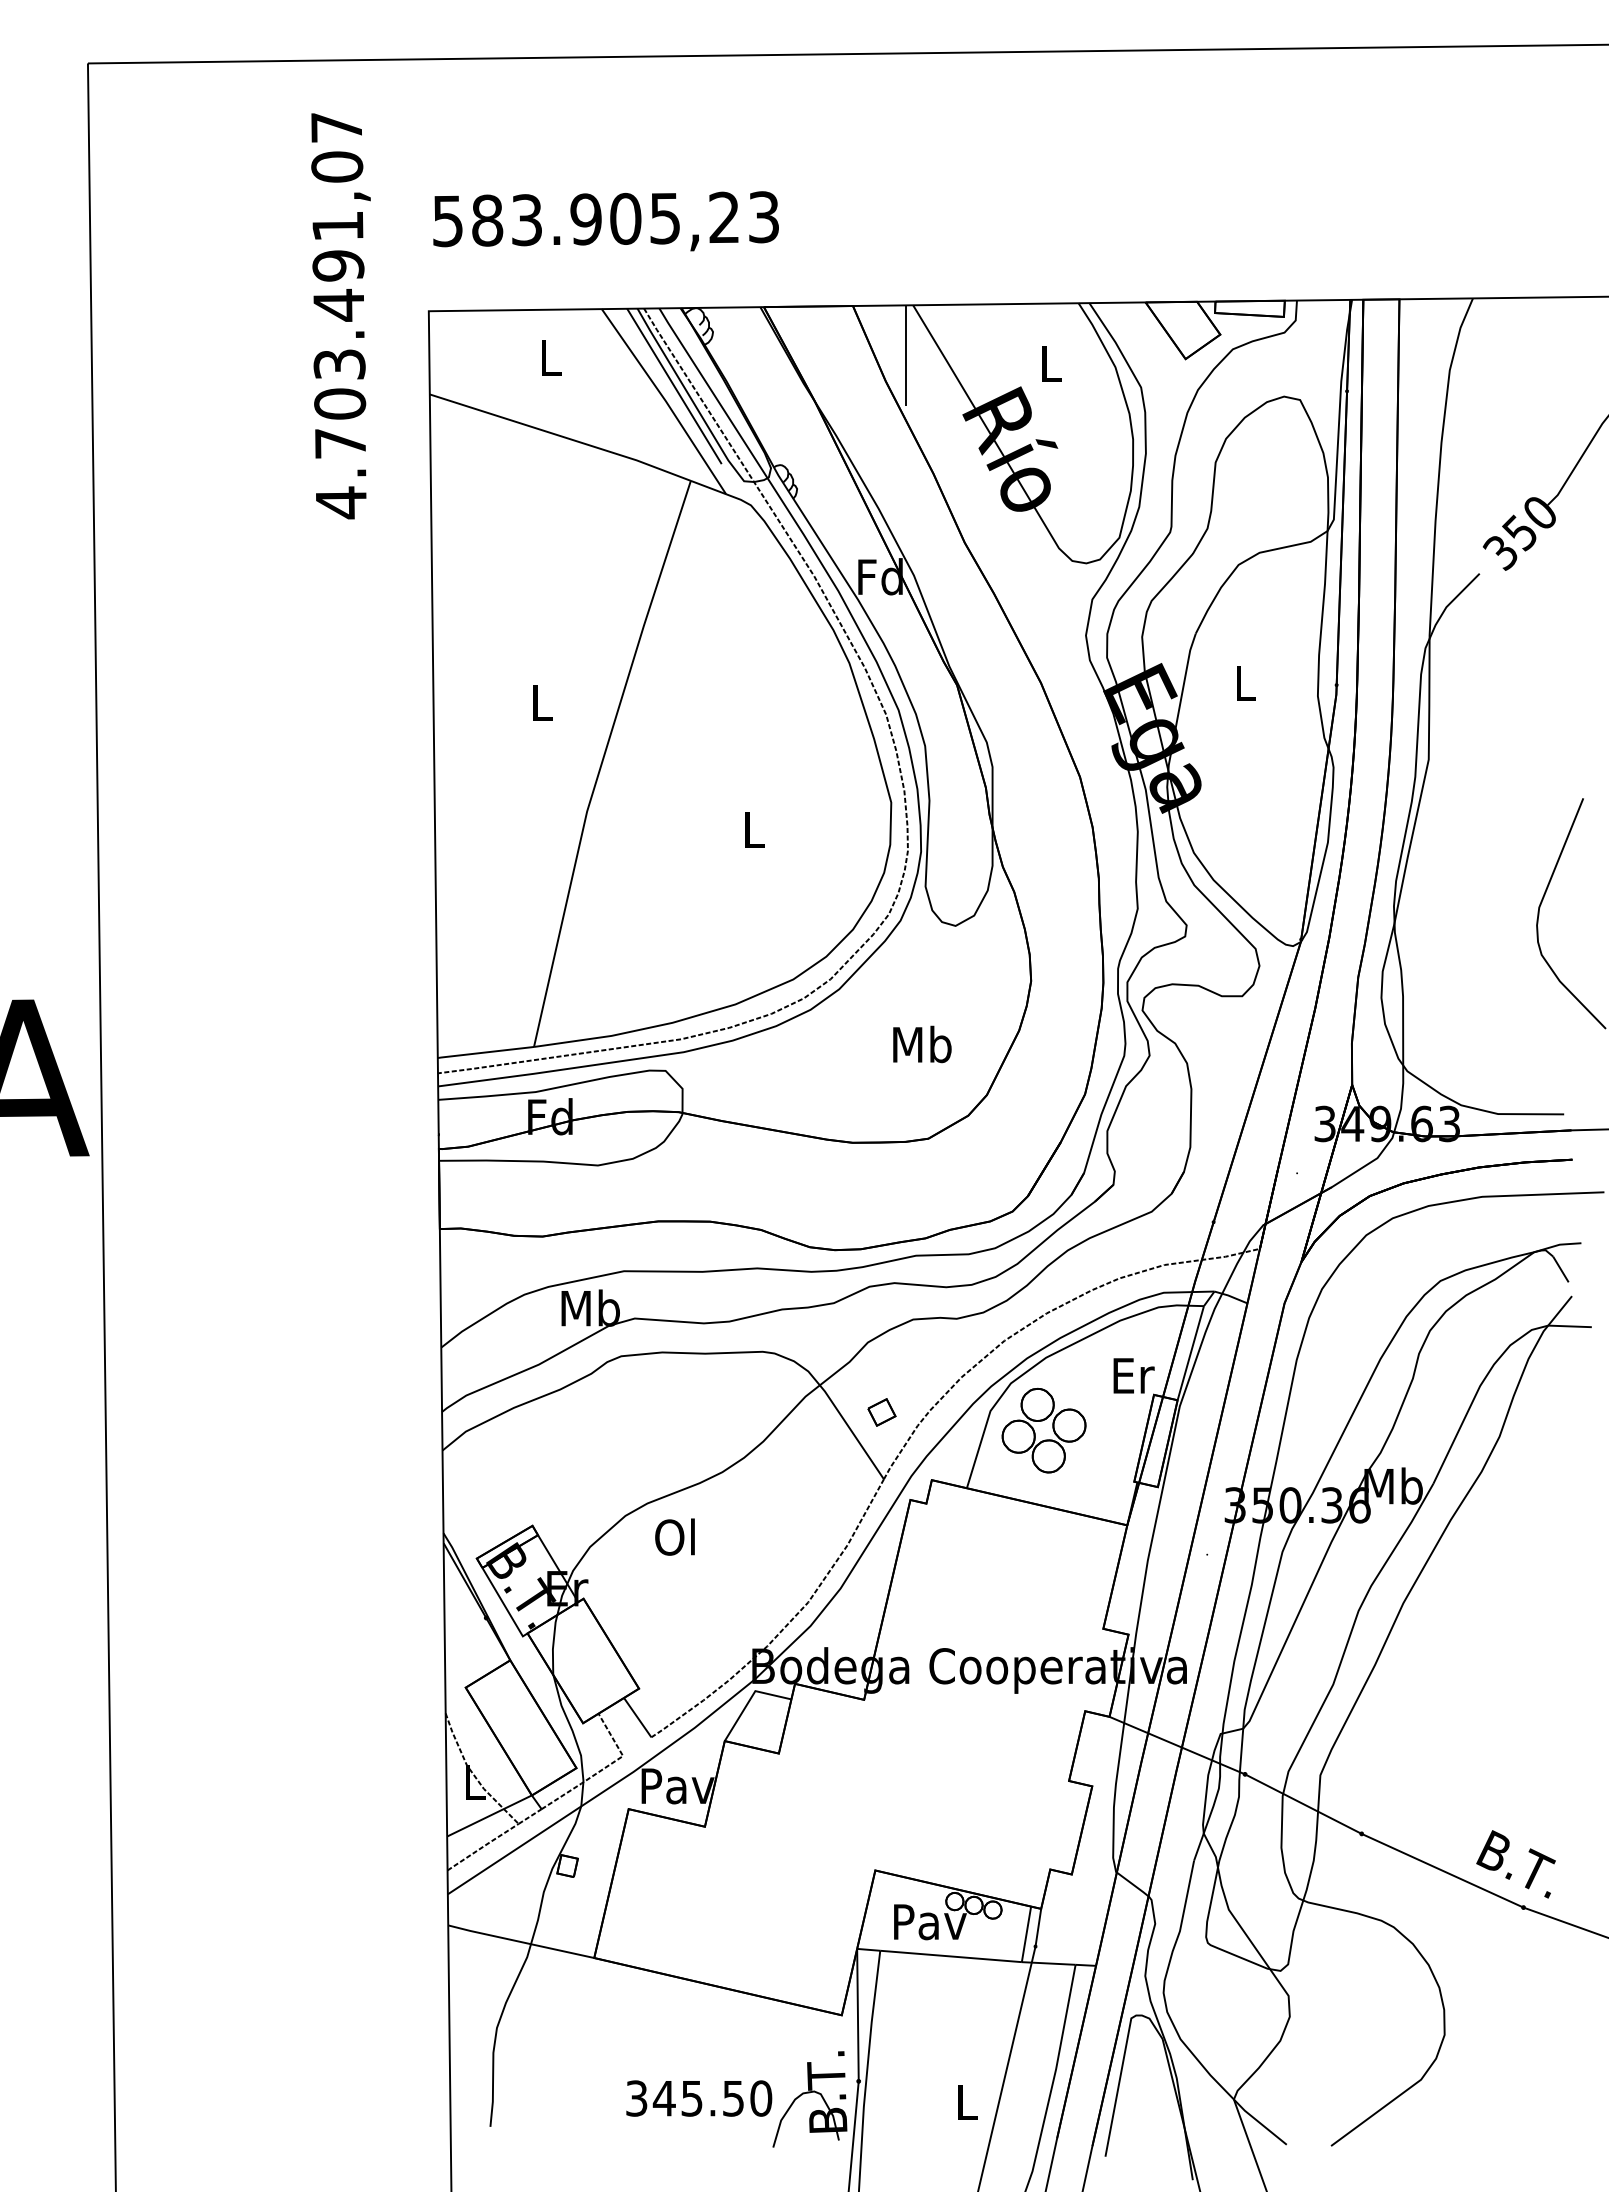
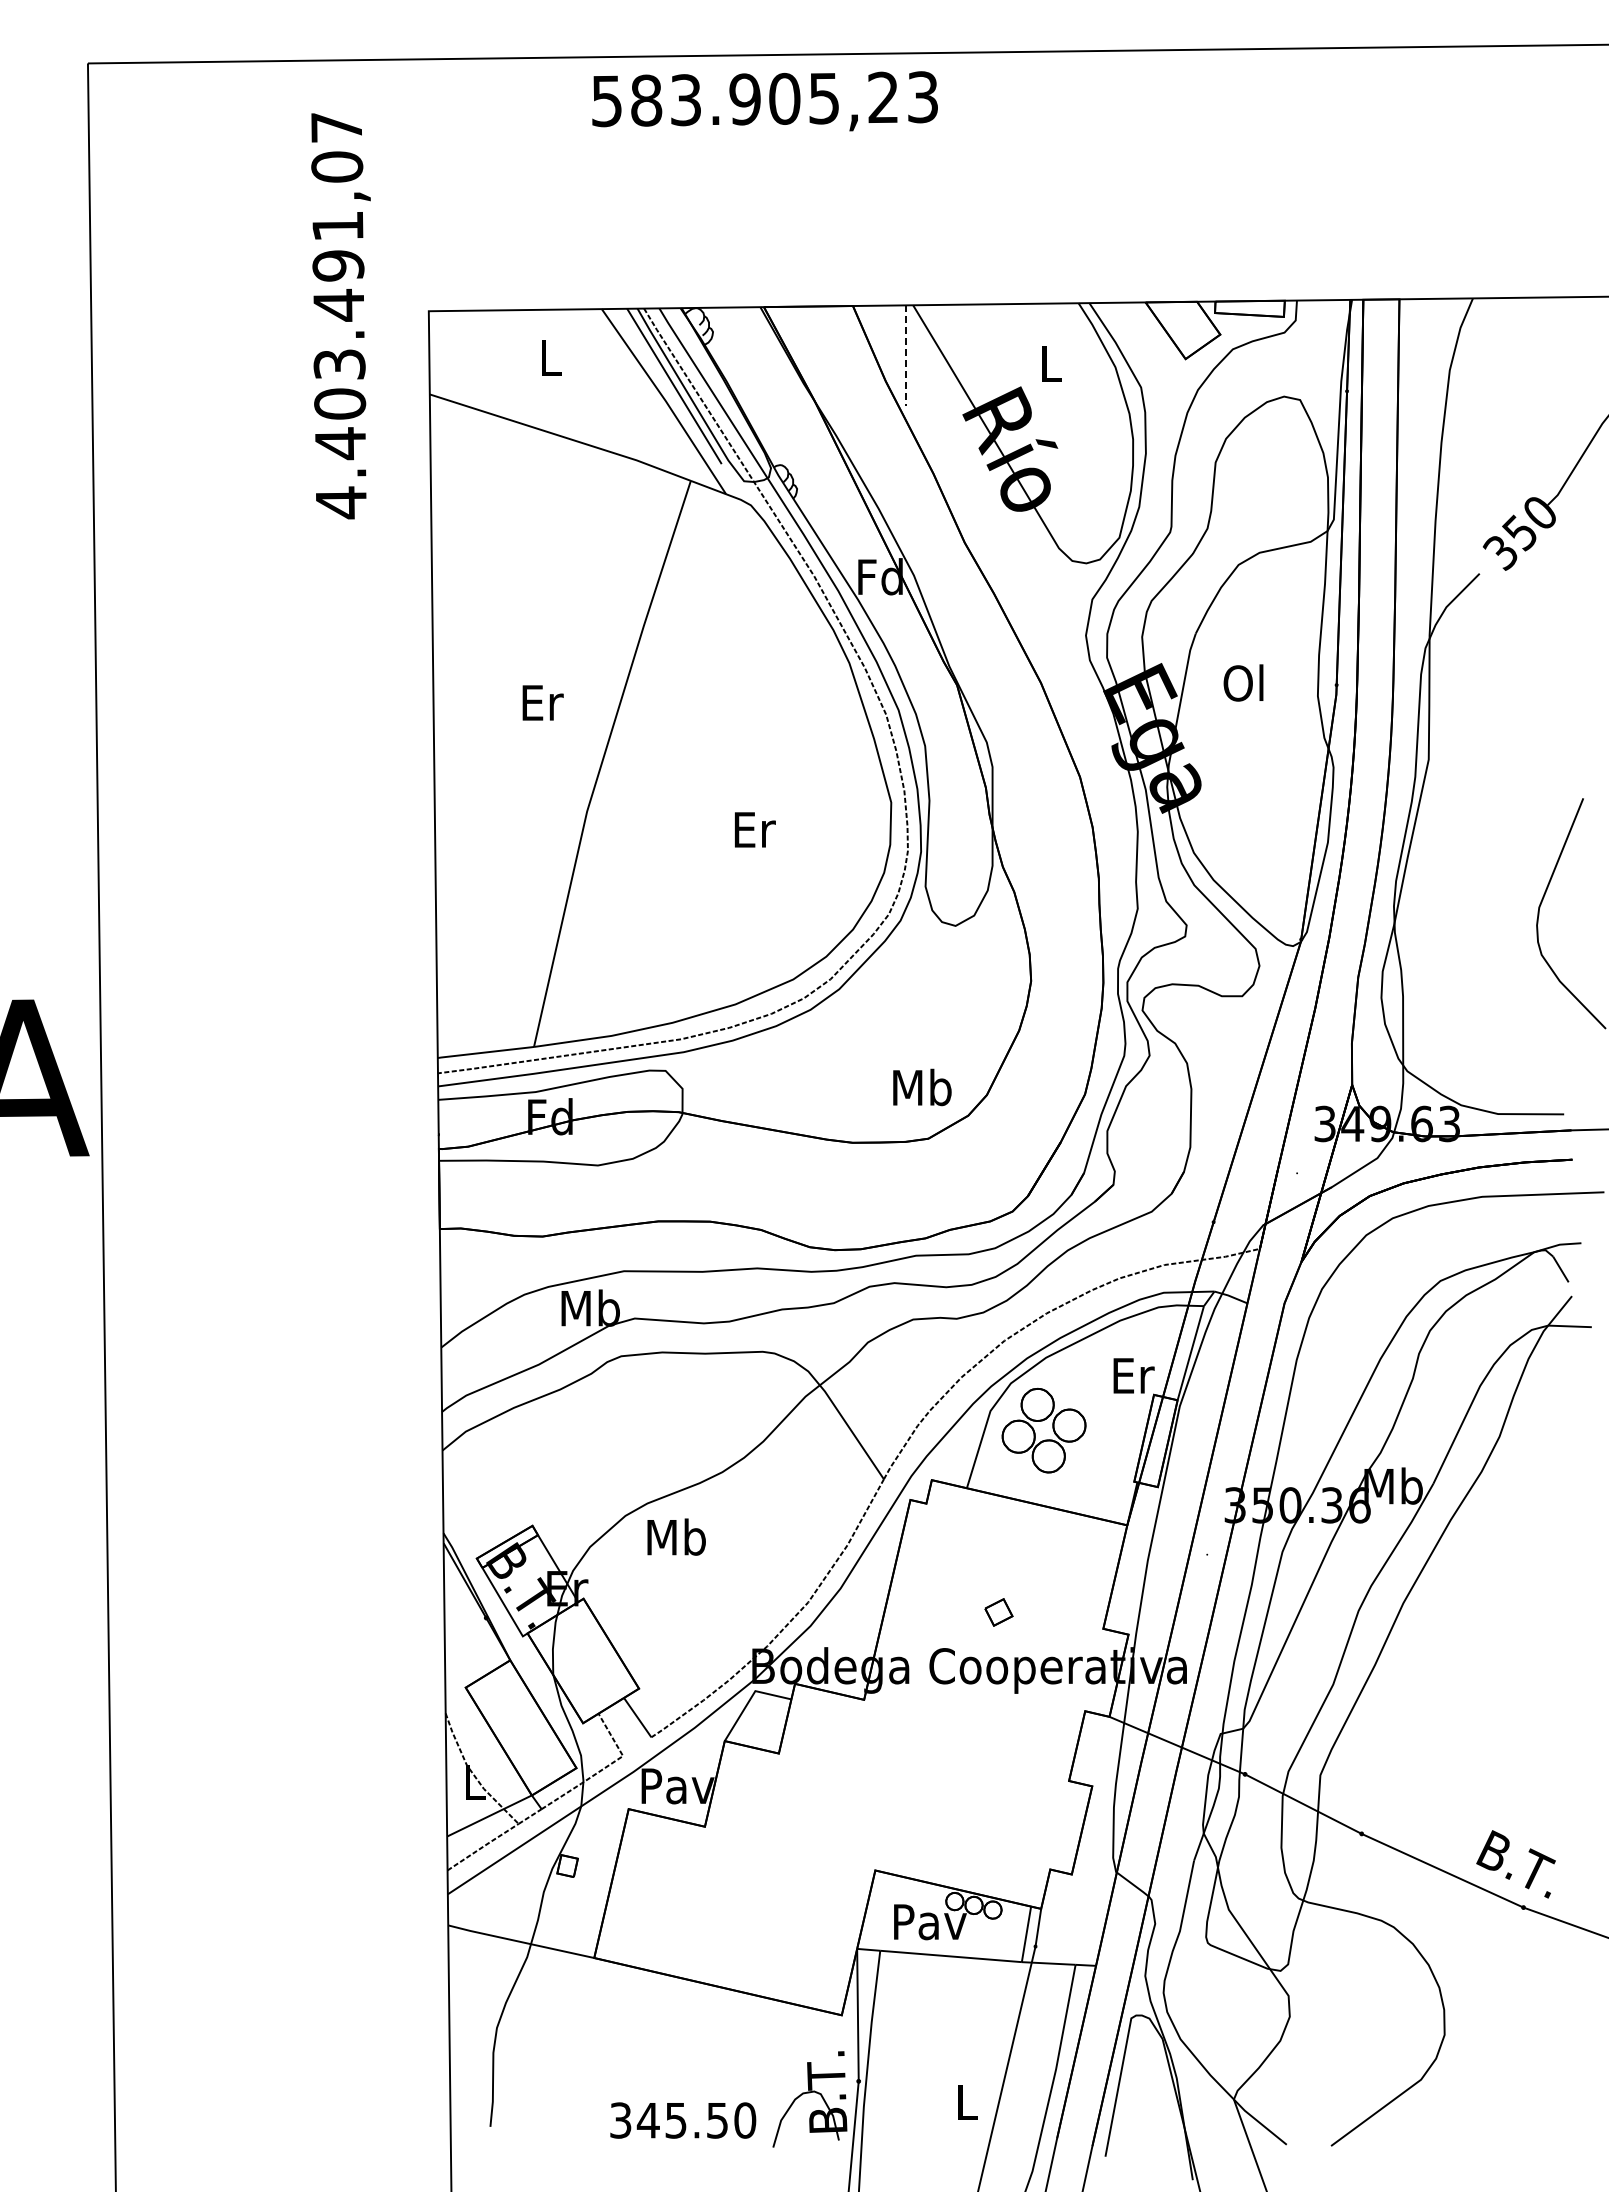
text position: (605, 221) -> (764, 101) (764, 101)
line: solid -> dashed (905, 356)
text: 4.703.491,07 -> 4.403.491,07 (340, 443)
text: L -> Ol (1243, 682)
text: L -> Er (542, 702)
text: L -> Er (754, 829)
text position: (922, 1044) -> (922, 1087) (922, 1087)
part position: (881, 1412) -> (998, 1612) (998, 1612)
text: Ol -> Mb (676, 1536)
text position: (699, 2098) -> (683, 2120) (683, 2120)
